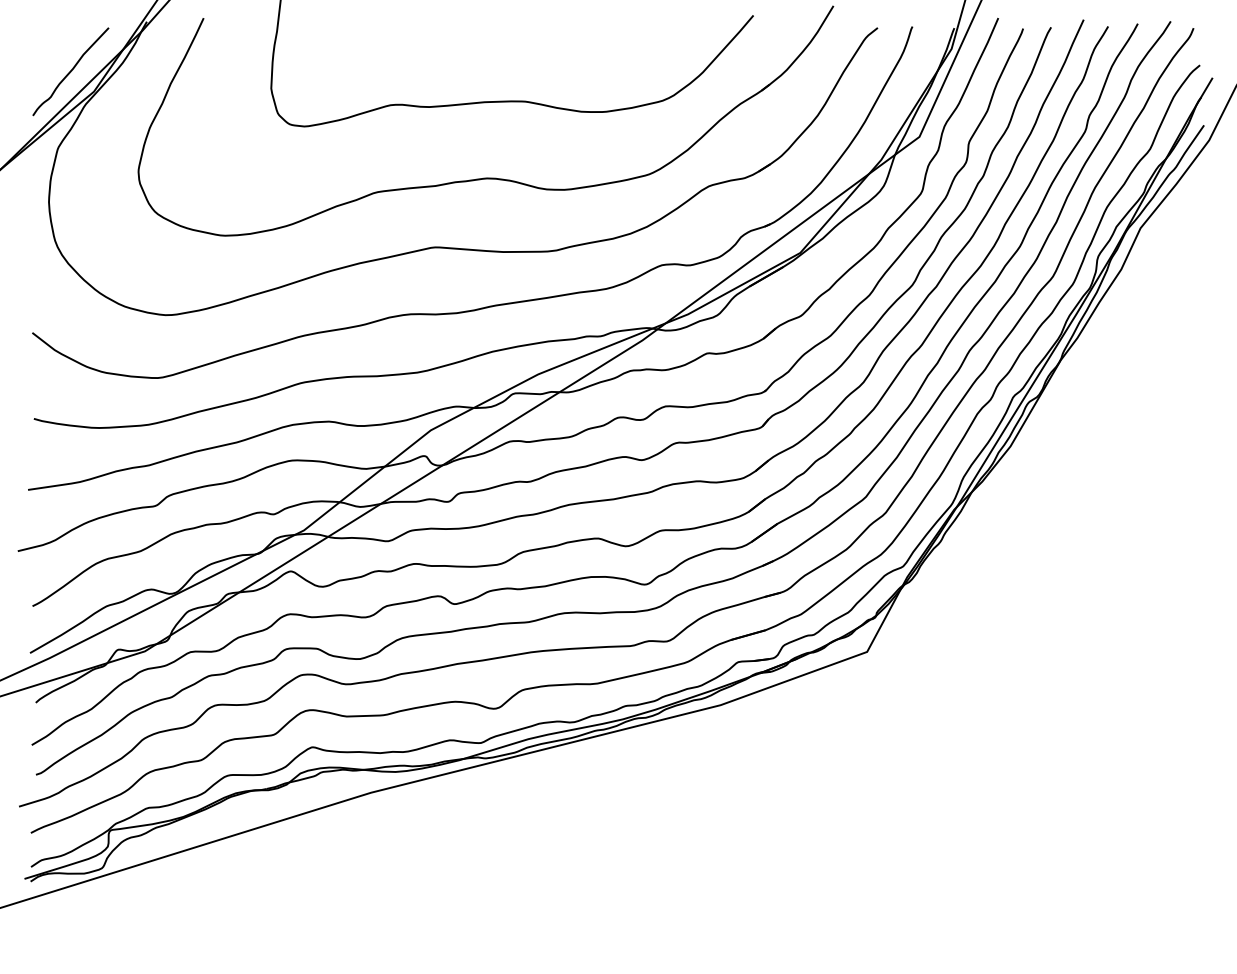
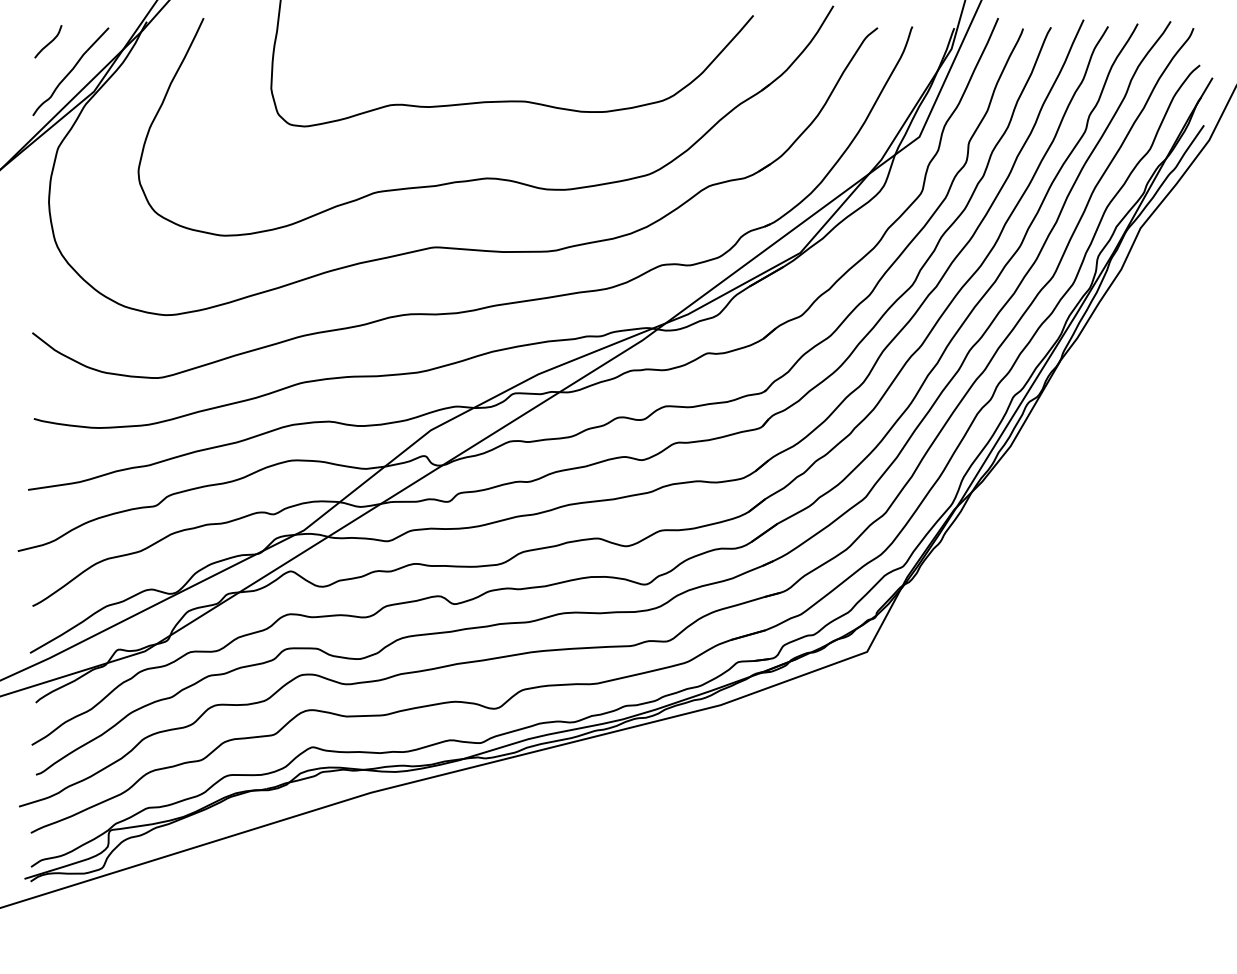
curve: none -> present (48, 42)
